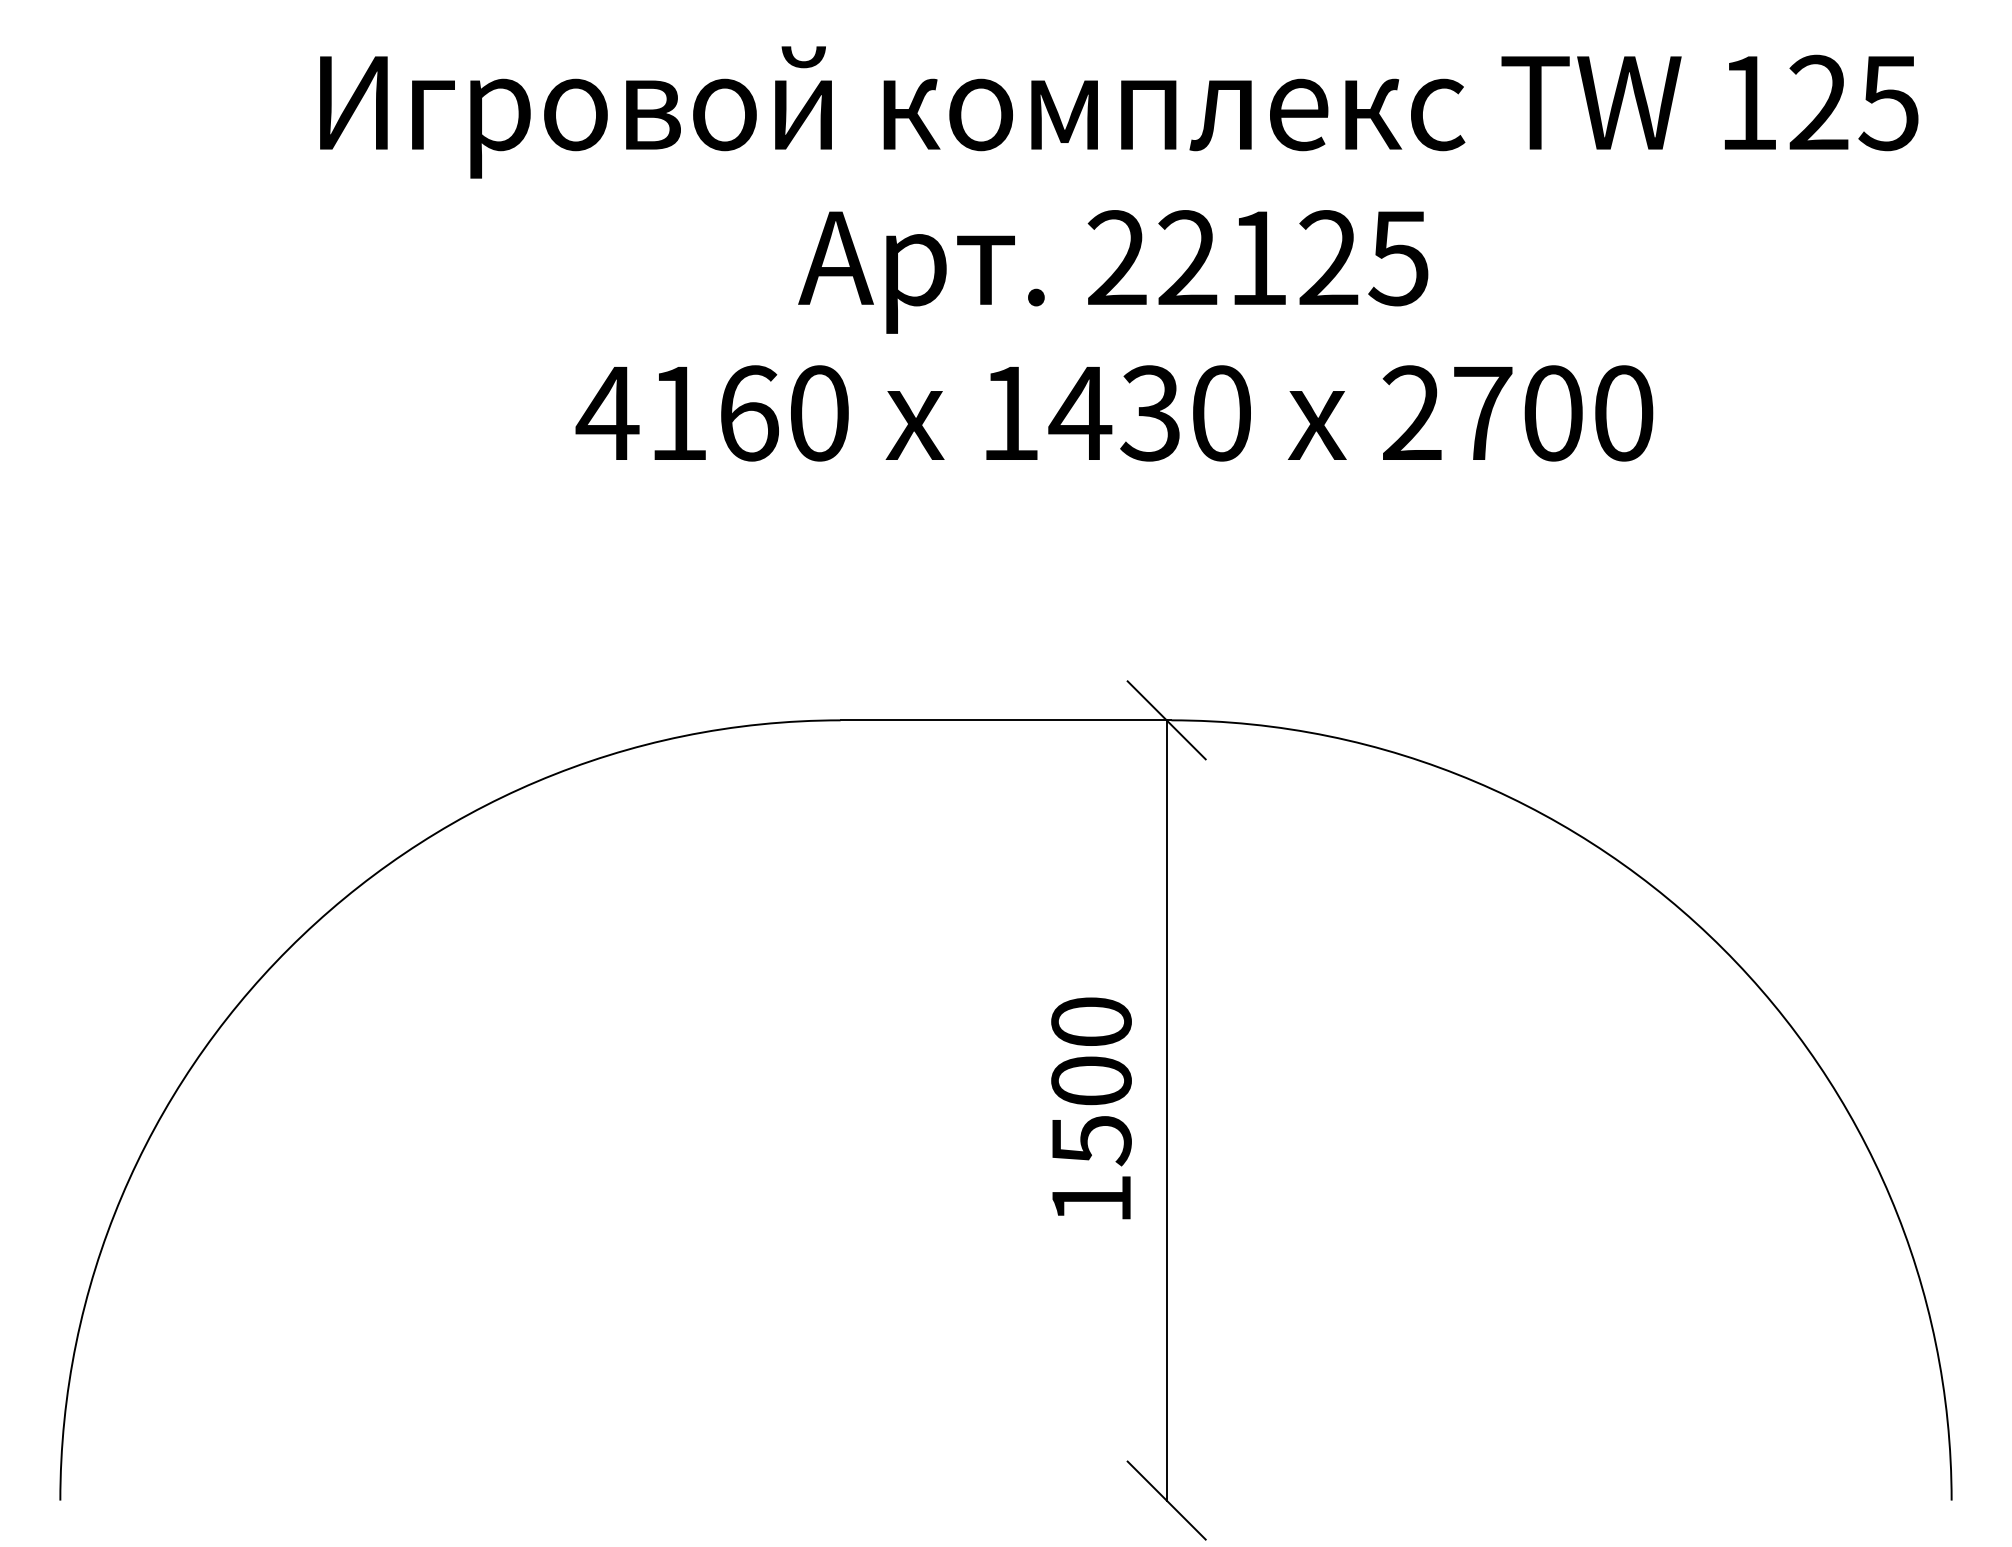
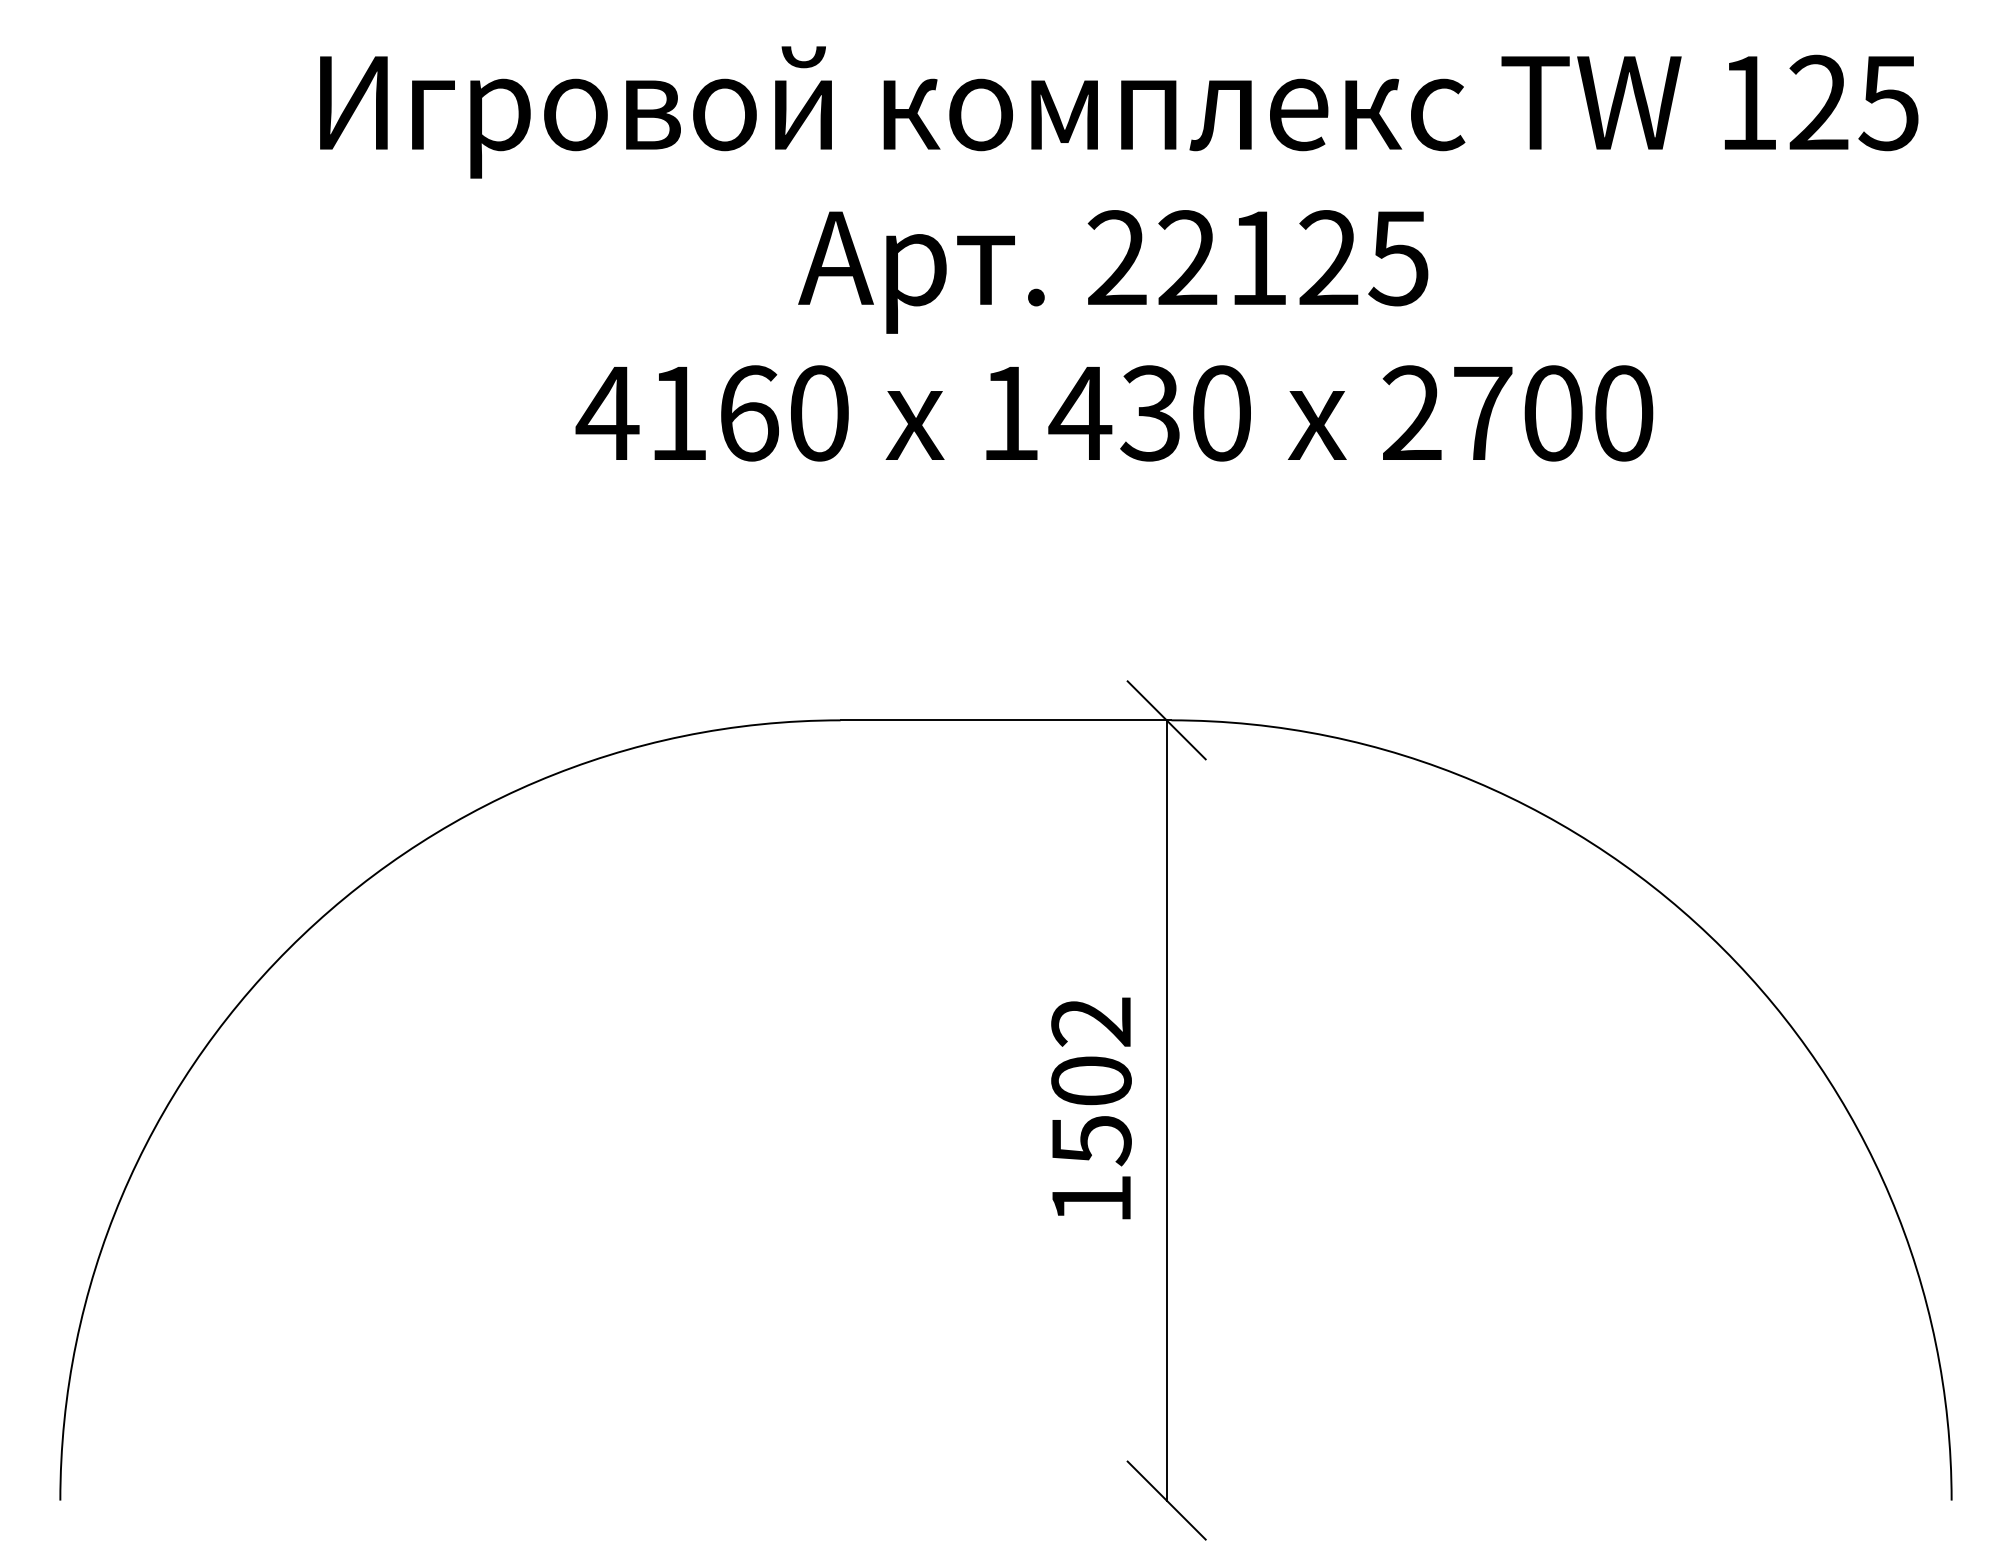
text: 1500 -> 1502 (1091, 1021)
